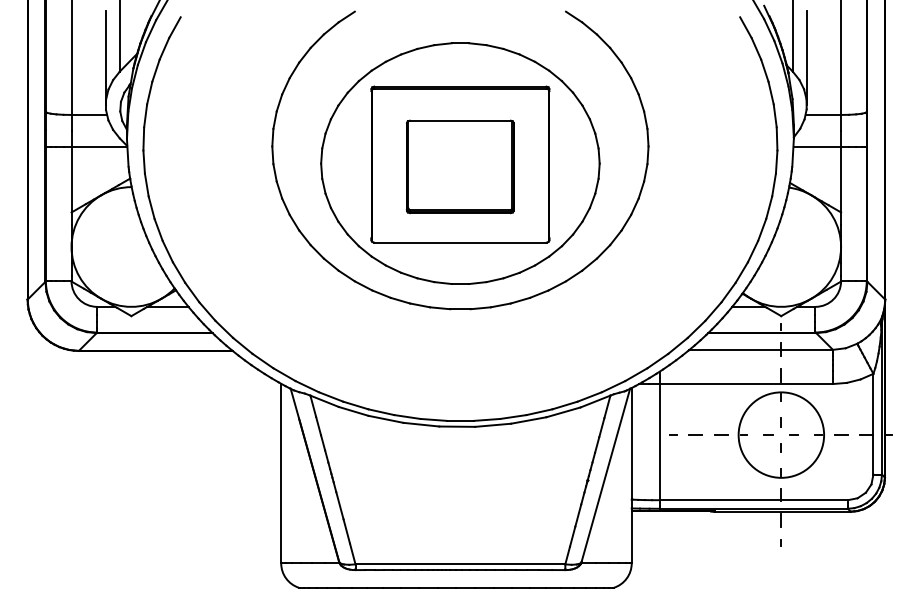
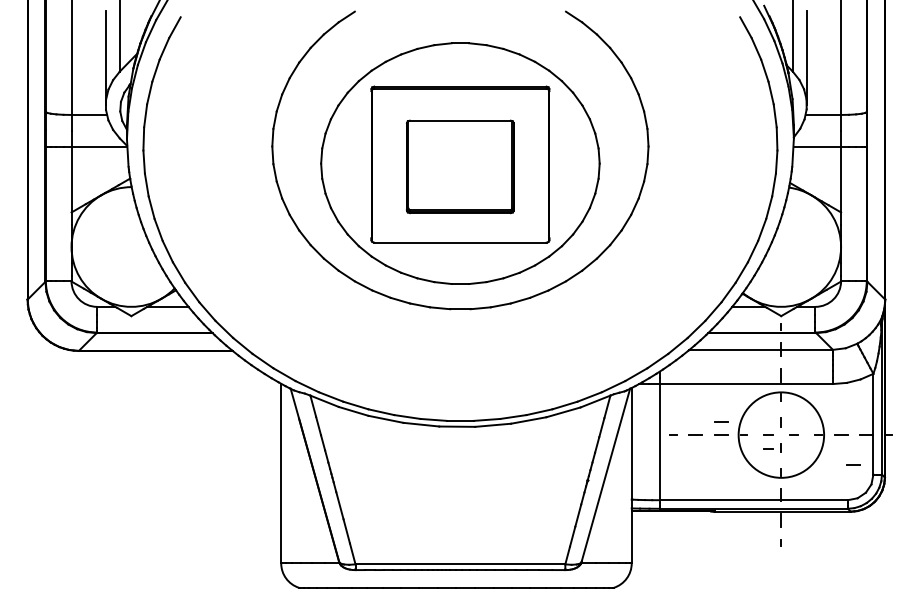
line: none -> present (721, 421)
line: none -> present (768, 448)
line: none -> present (853, 464)
